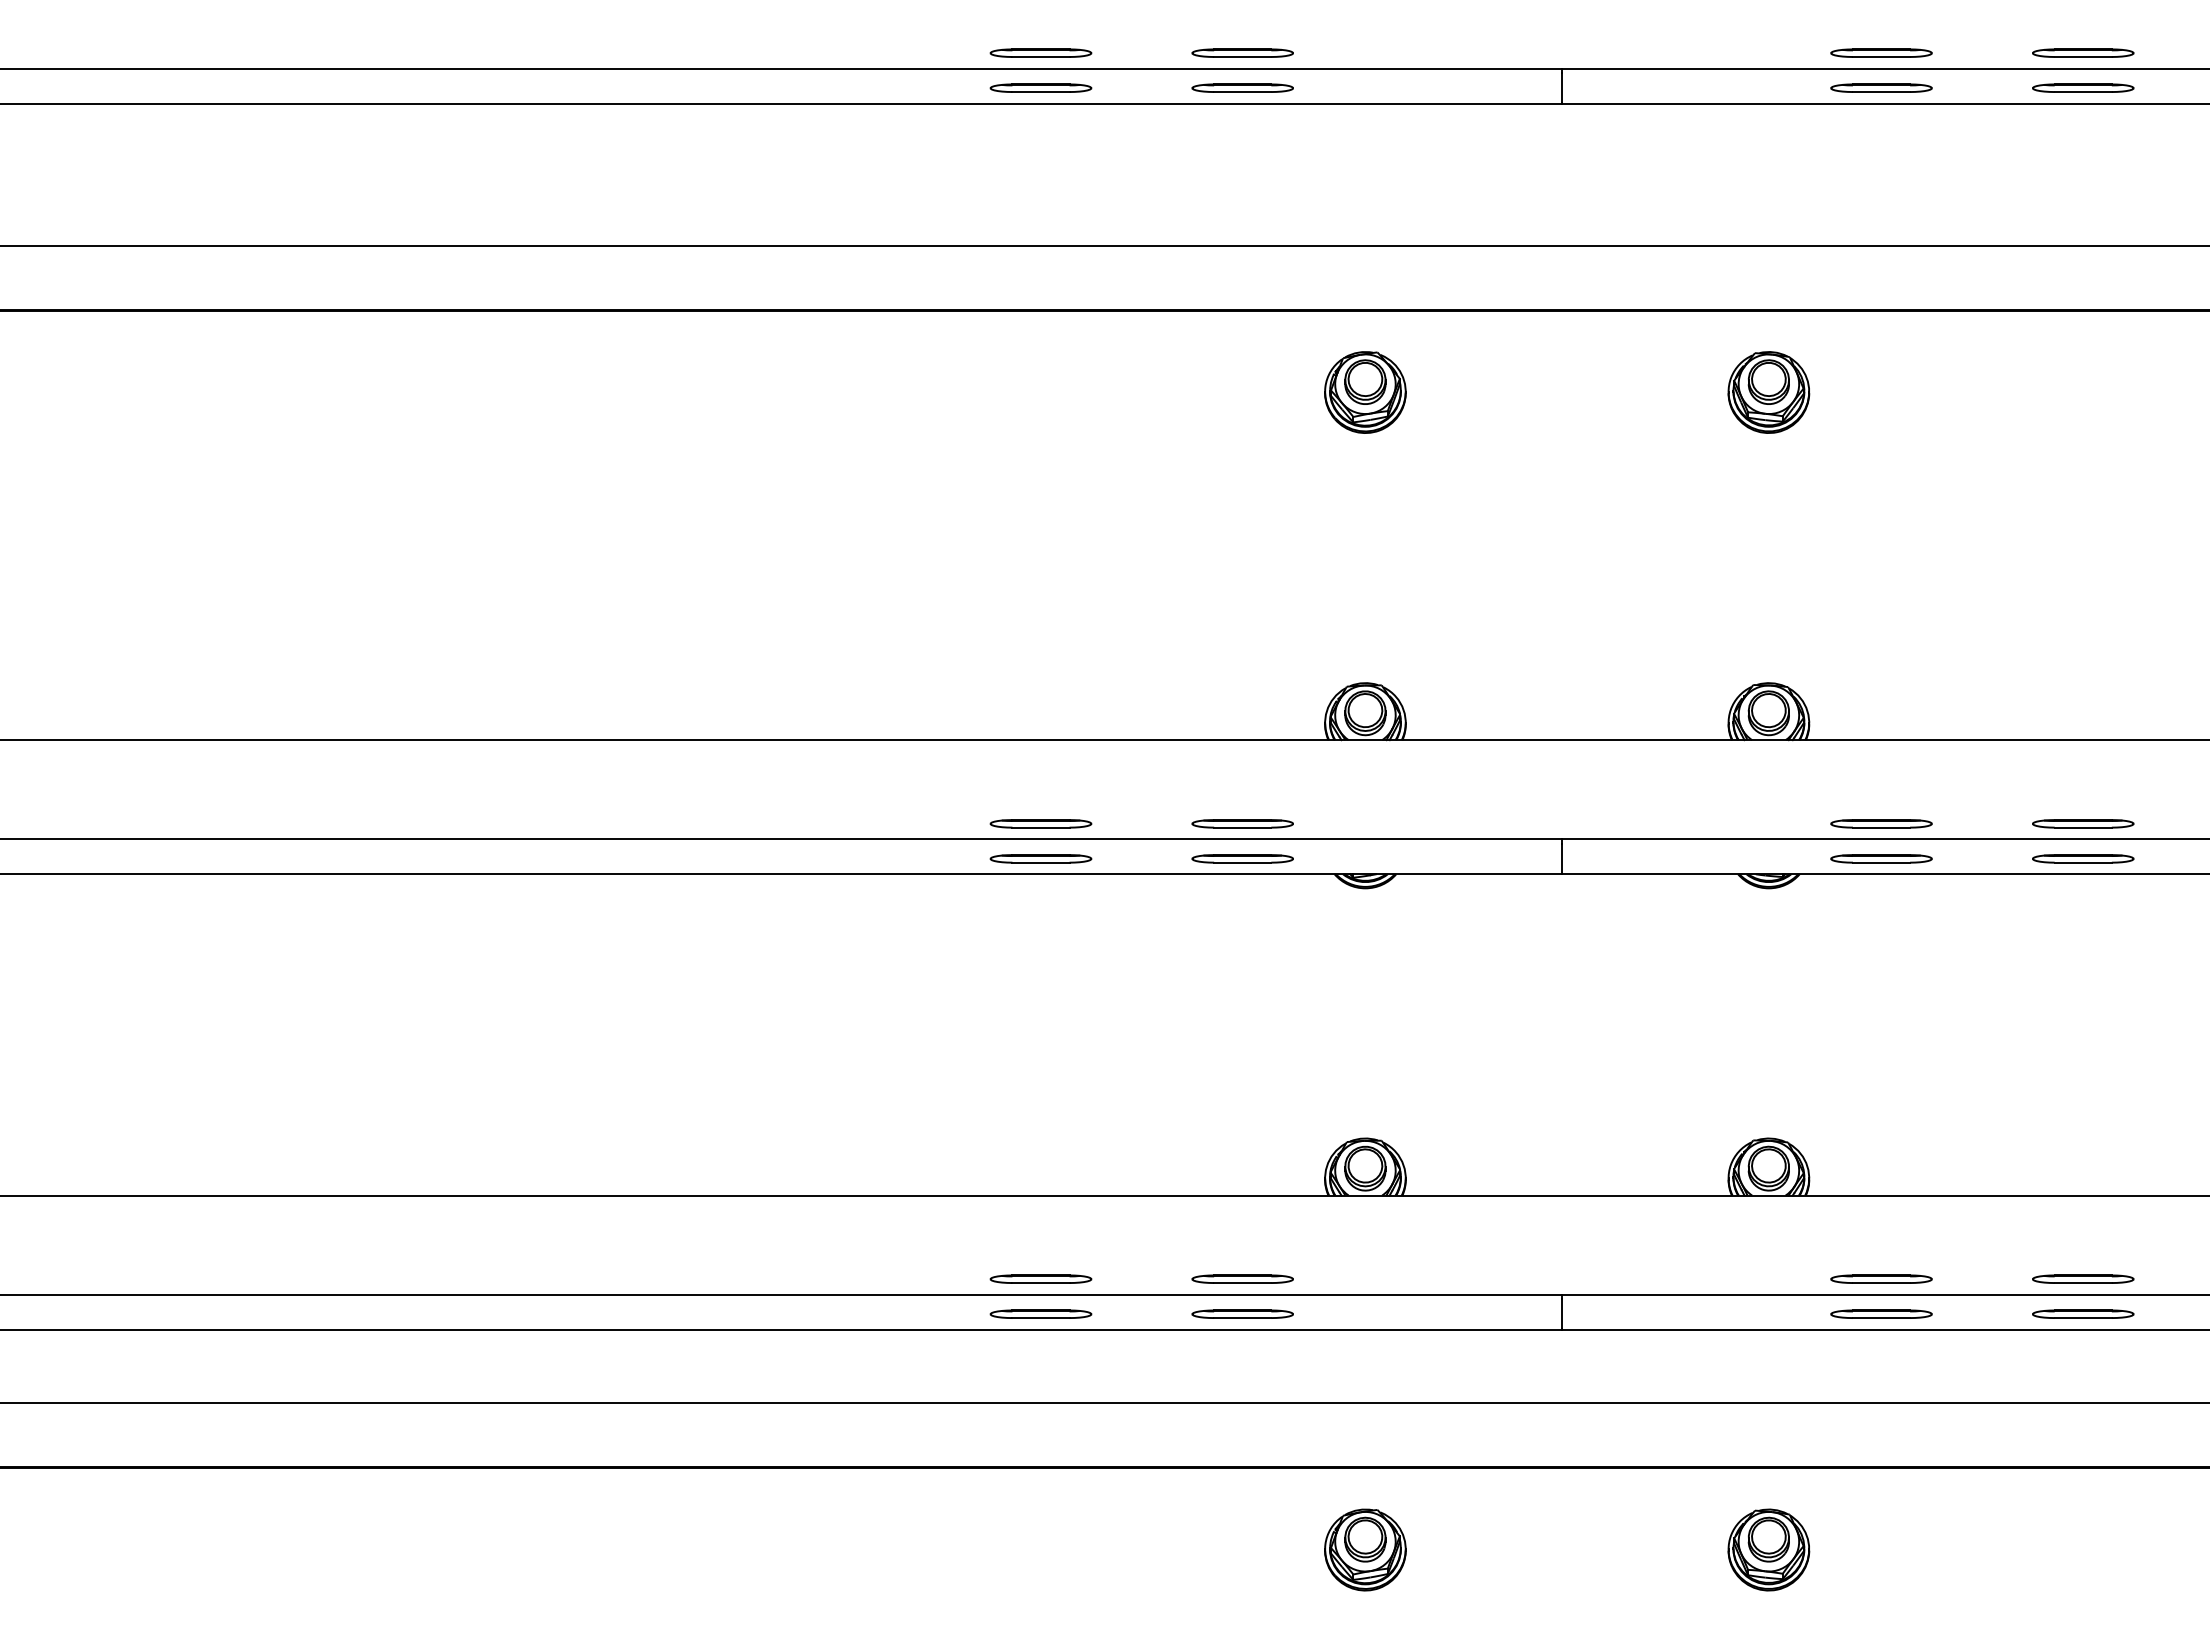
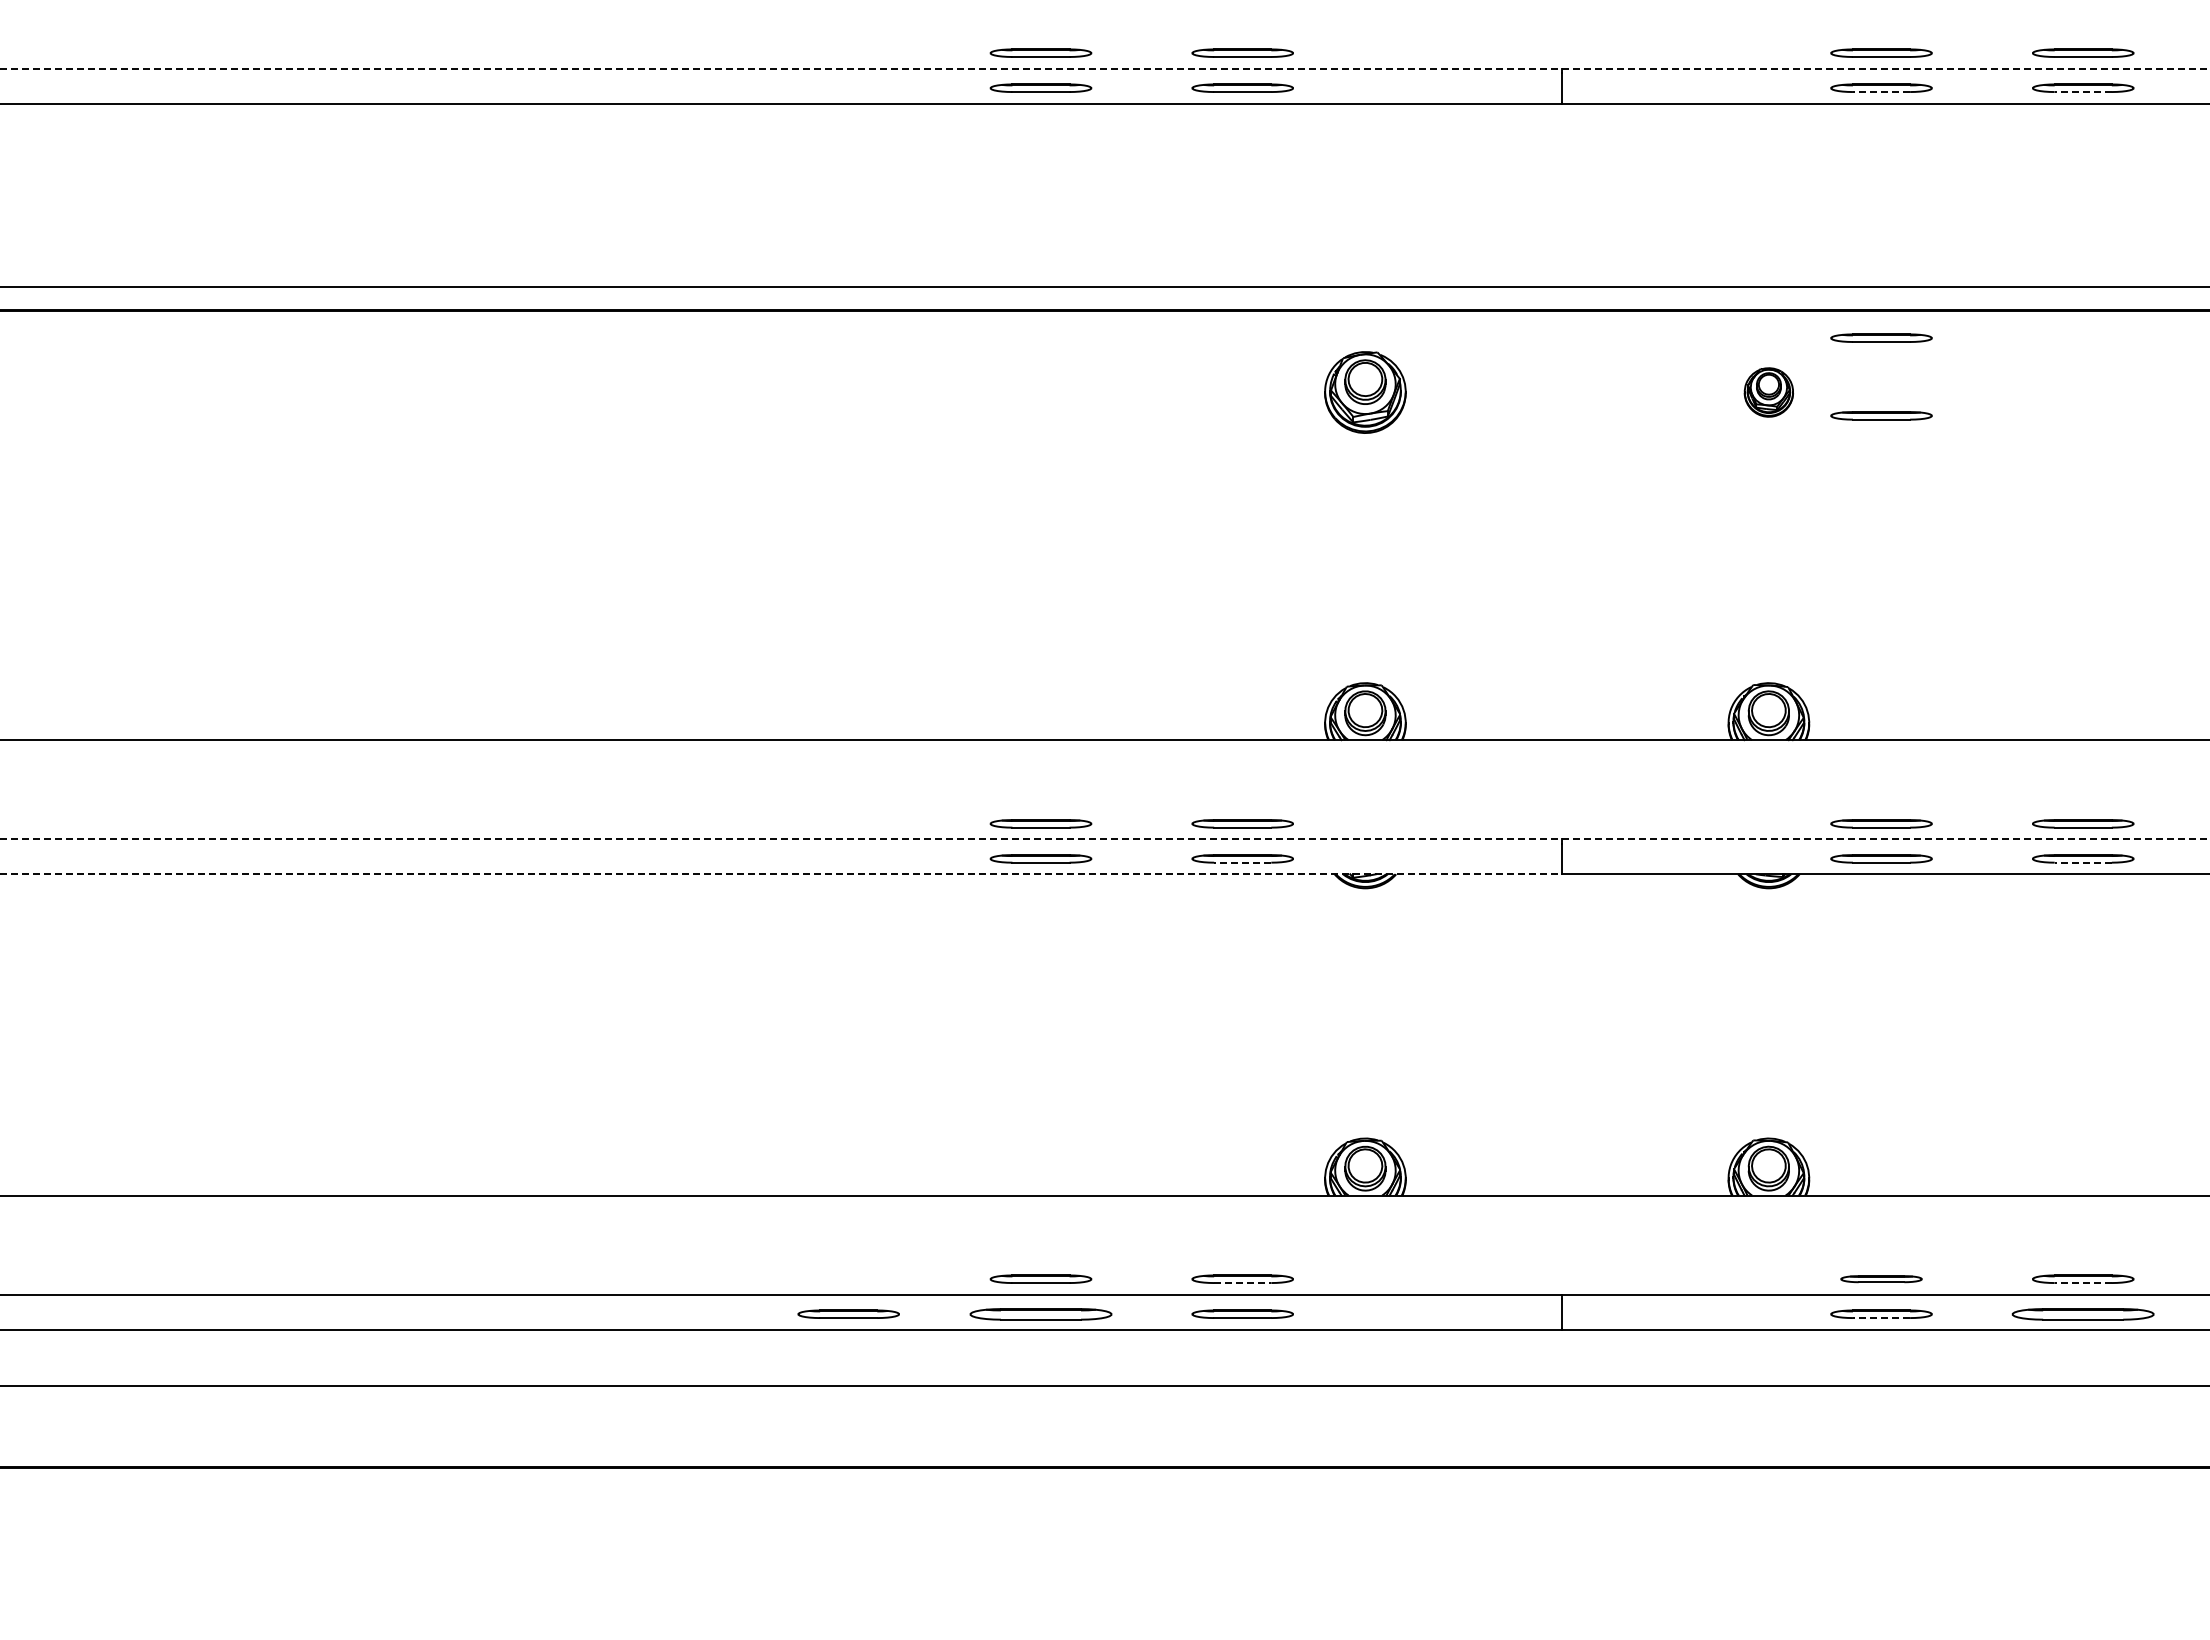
line: solid -> dashed (1105, 68)
line: solid -> dashed (1881, 92)
line: solid -> dashed (2083, 92)
line position: (1104, 245) -> (1104, 286) (1104, 286)
part: none -> present (1881, 337)
part size: 84x83 px -> 51x51 px (1768, 392)
part: none -> present (1881, 415)
line: solid -> dashed (1105, 839)
line: solid -> dashed (1242, 862)
line: solid -> dashed (2083, 862)
line: solid -> dashed (781, 874)
part size: 103x10 px -> 83x9 px (1881, 1279)
line: solid -> dashed (1242, 1283)
line: solid -> dashed (2083, 1283)
part: none -> present (848, 1313)
part size: 104x10 px -> 144x13 px (1040, 1314)
part size: 103x10 px -> 144x13 px (2082, 1314)
line: solid -> dashed (1881, 1318)
line position: (1104, 1403) -> (1104, 1386) (1104, 1386)
part: present -> none (1365, 1549)
part: present -> none (1768, 1549)
